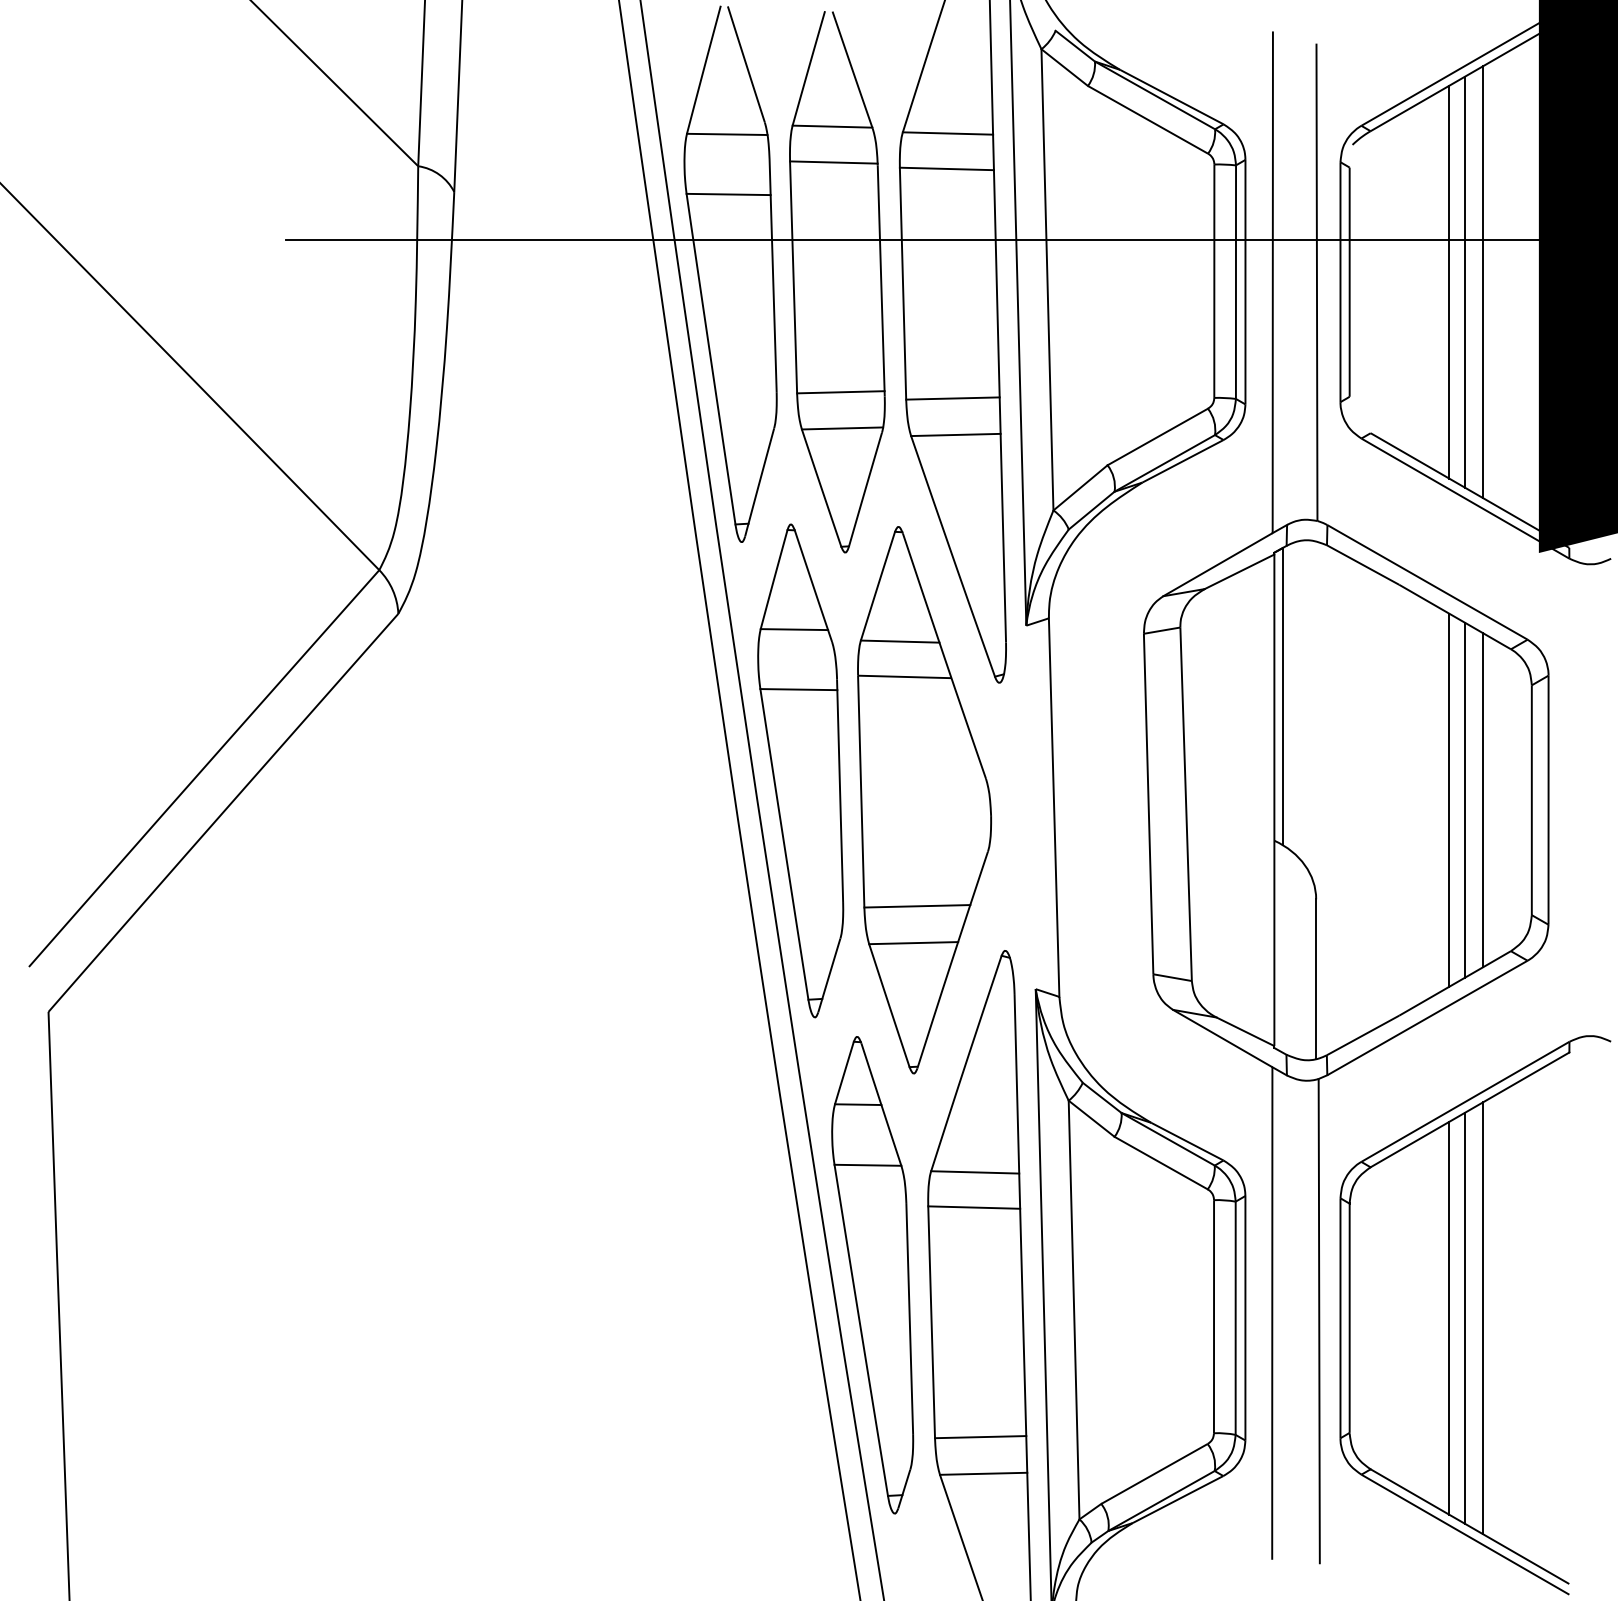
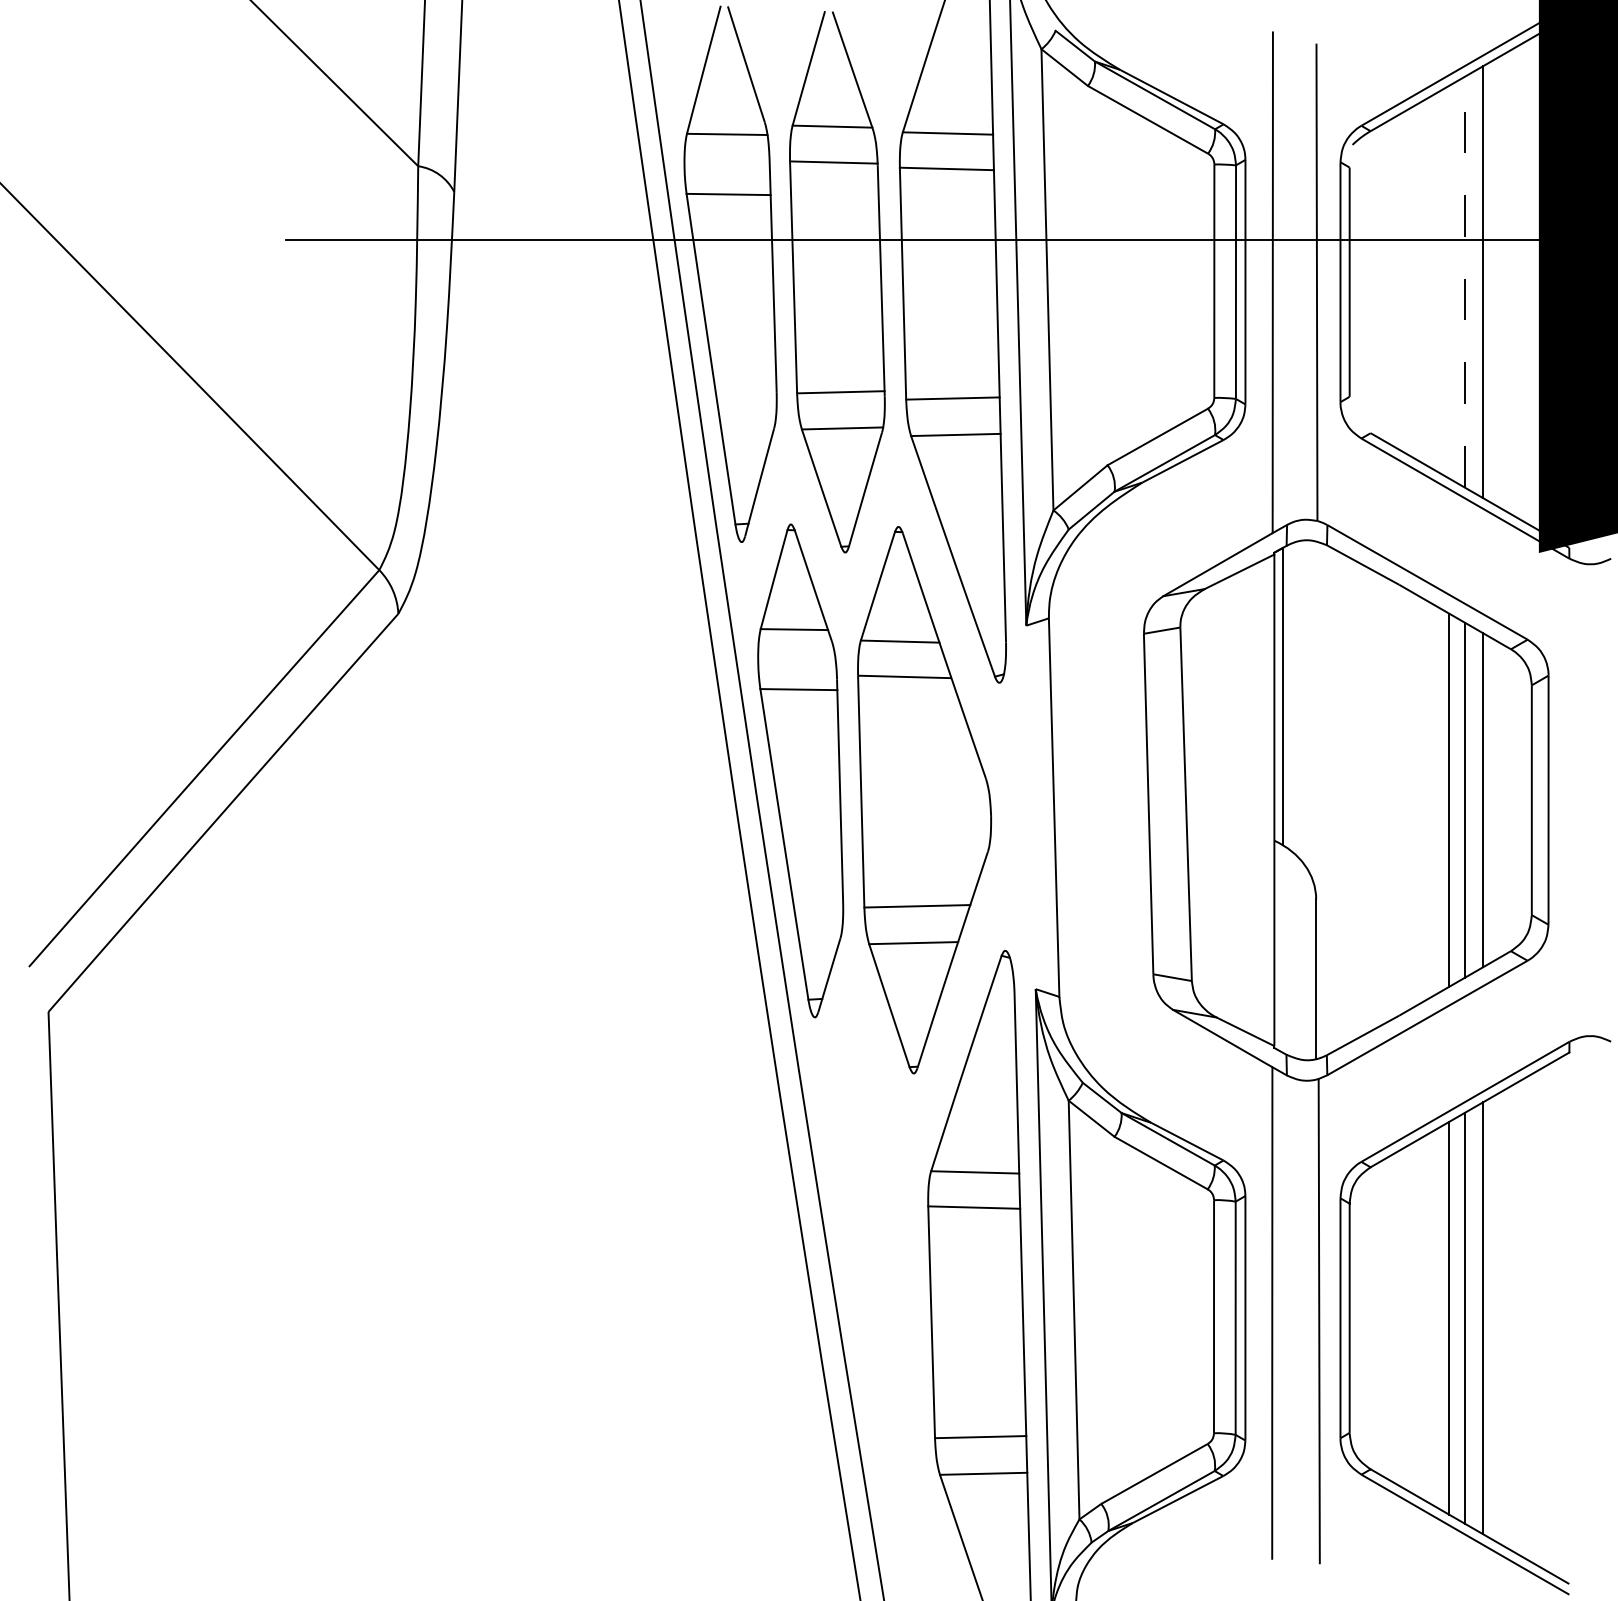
line: present -> none (1449, 281)
line: solid -> dashed (1464, 281)
part: present -> none (872, 1275)
